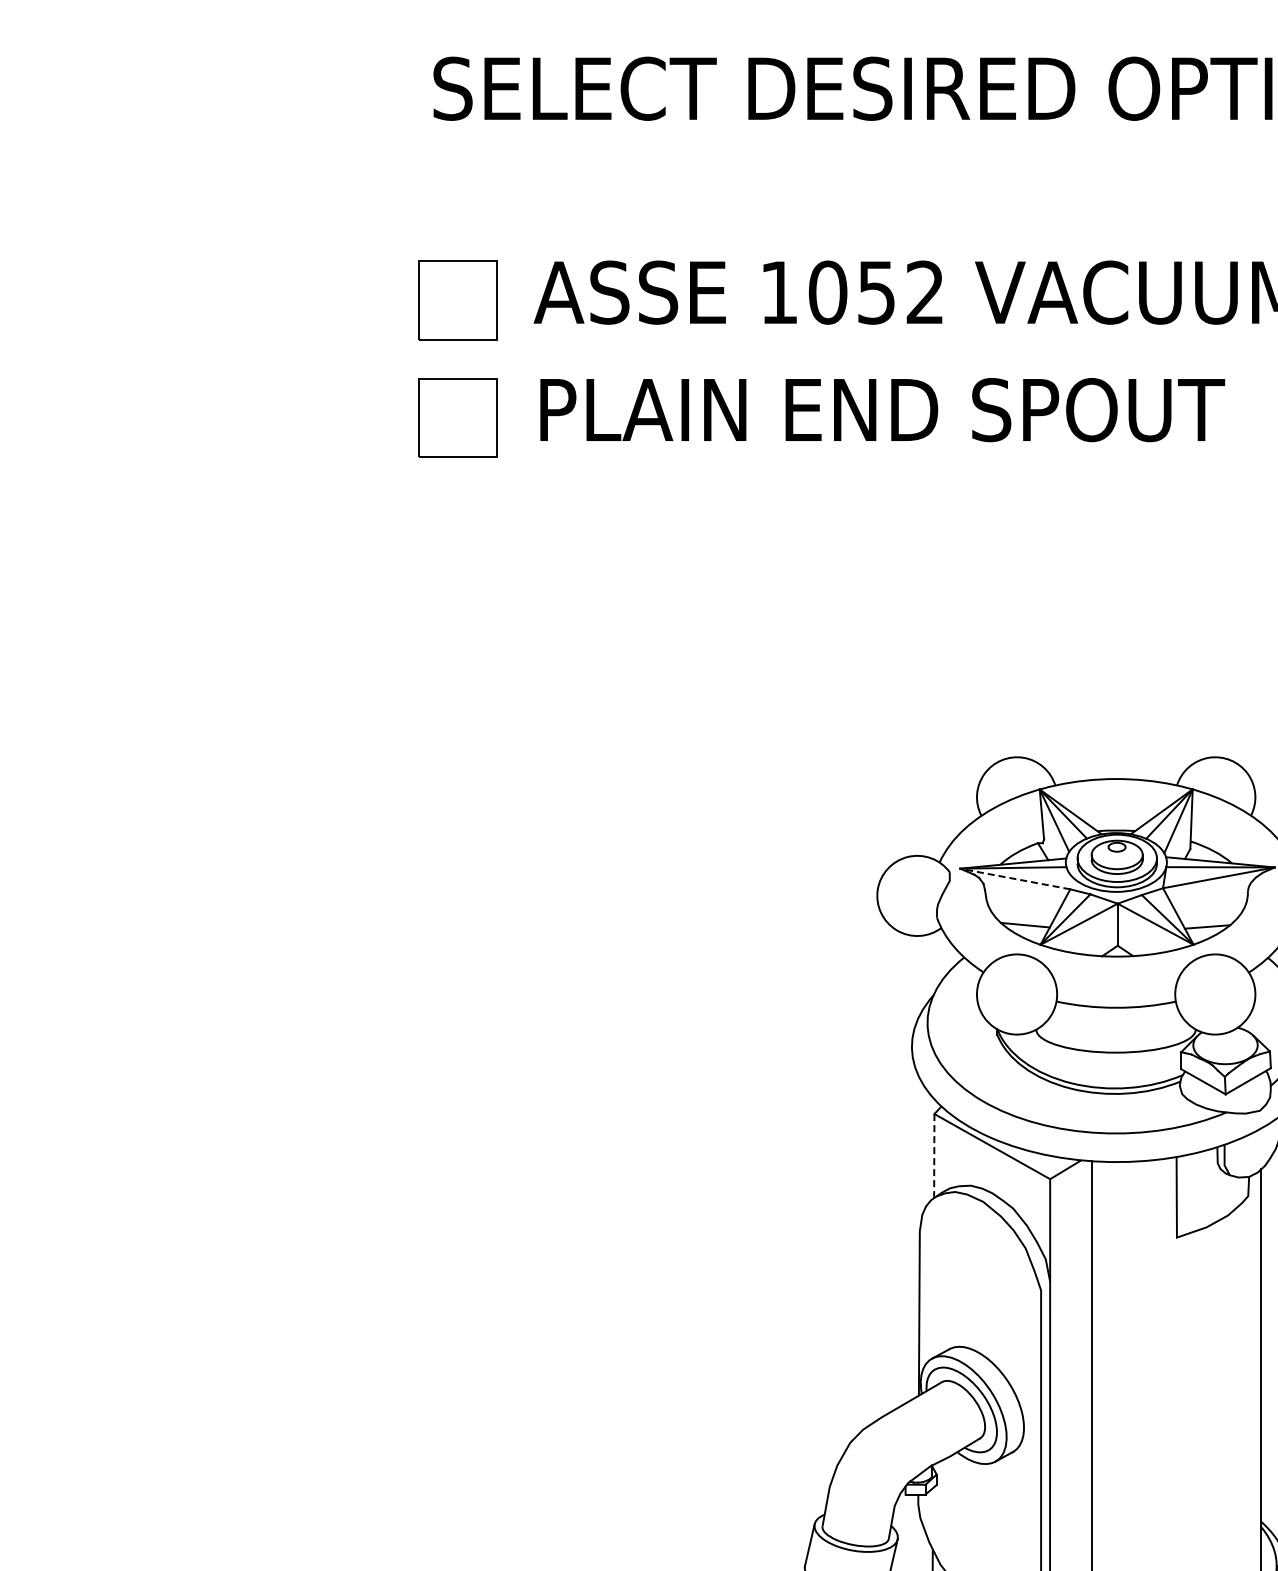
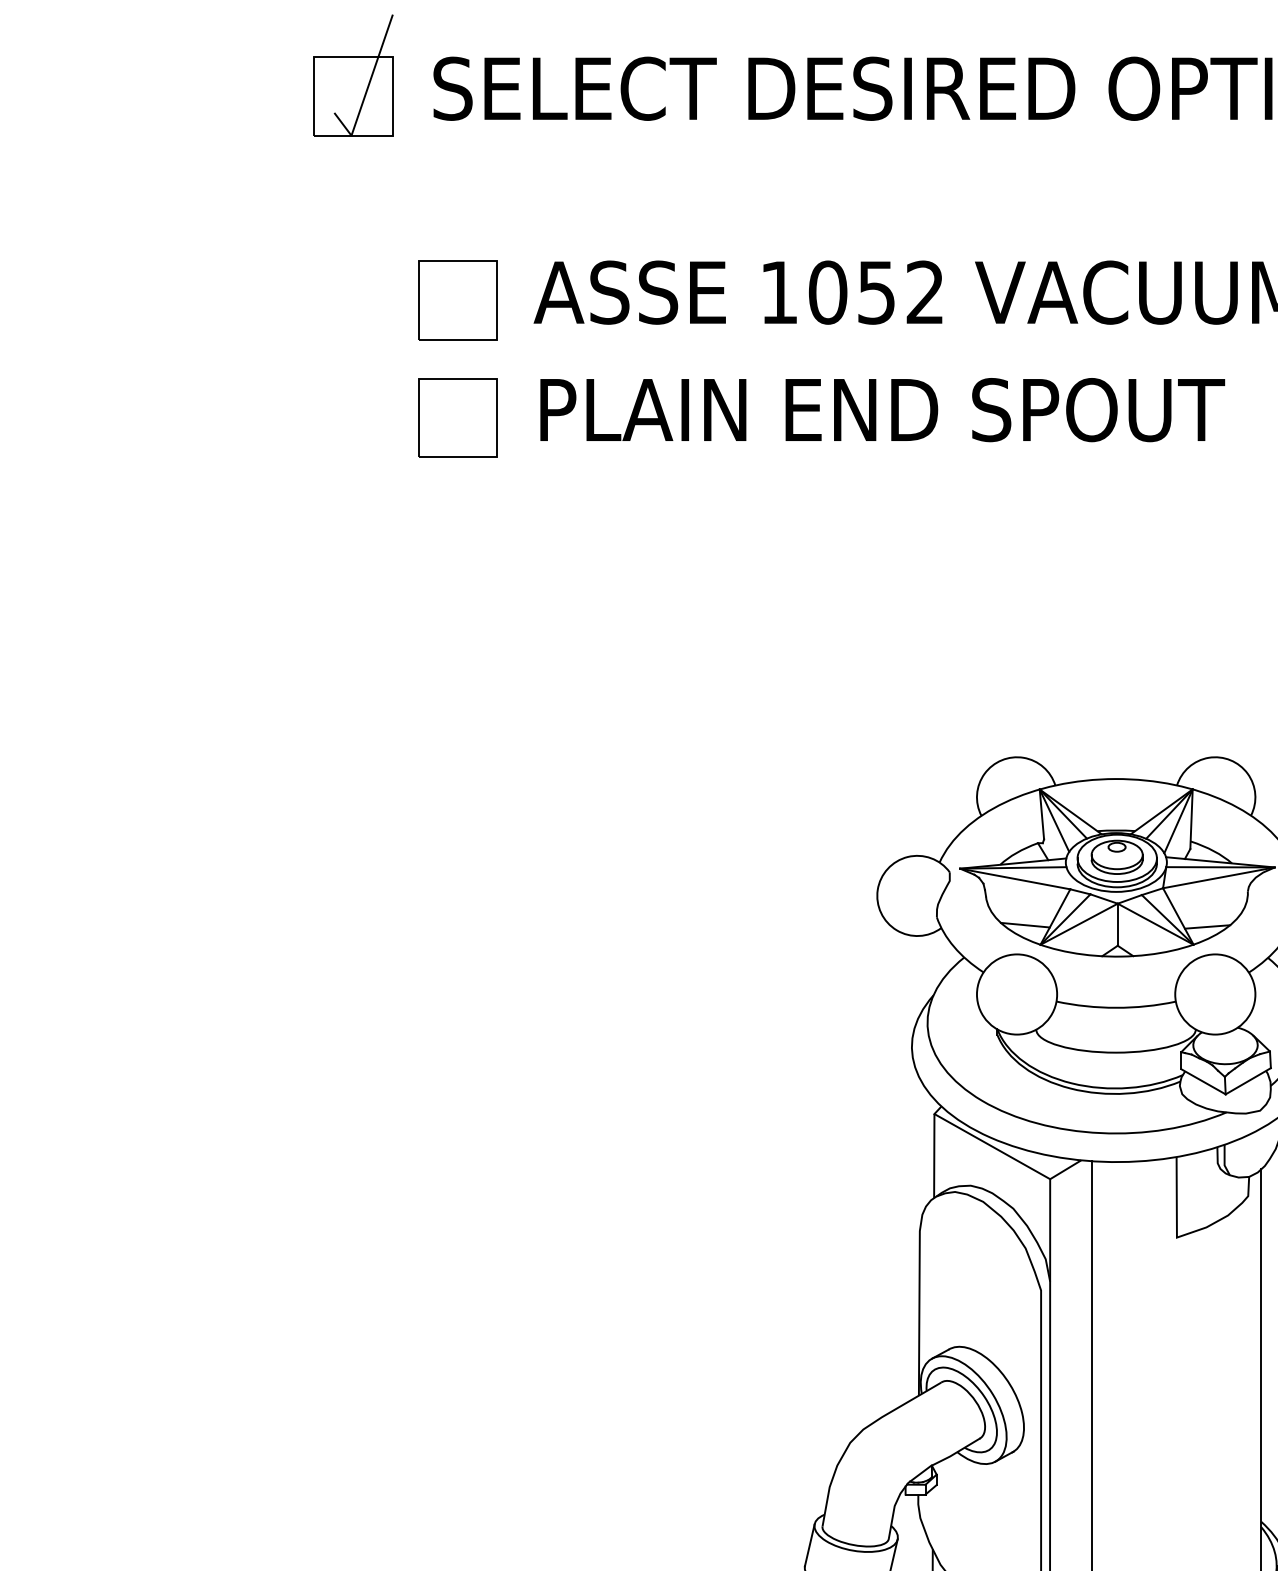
part: none -> present (353, 75)
line: dashed -> solid (1014, 878)
line: dashed -> solid (934, 1155)
